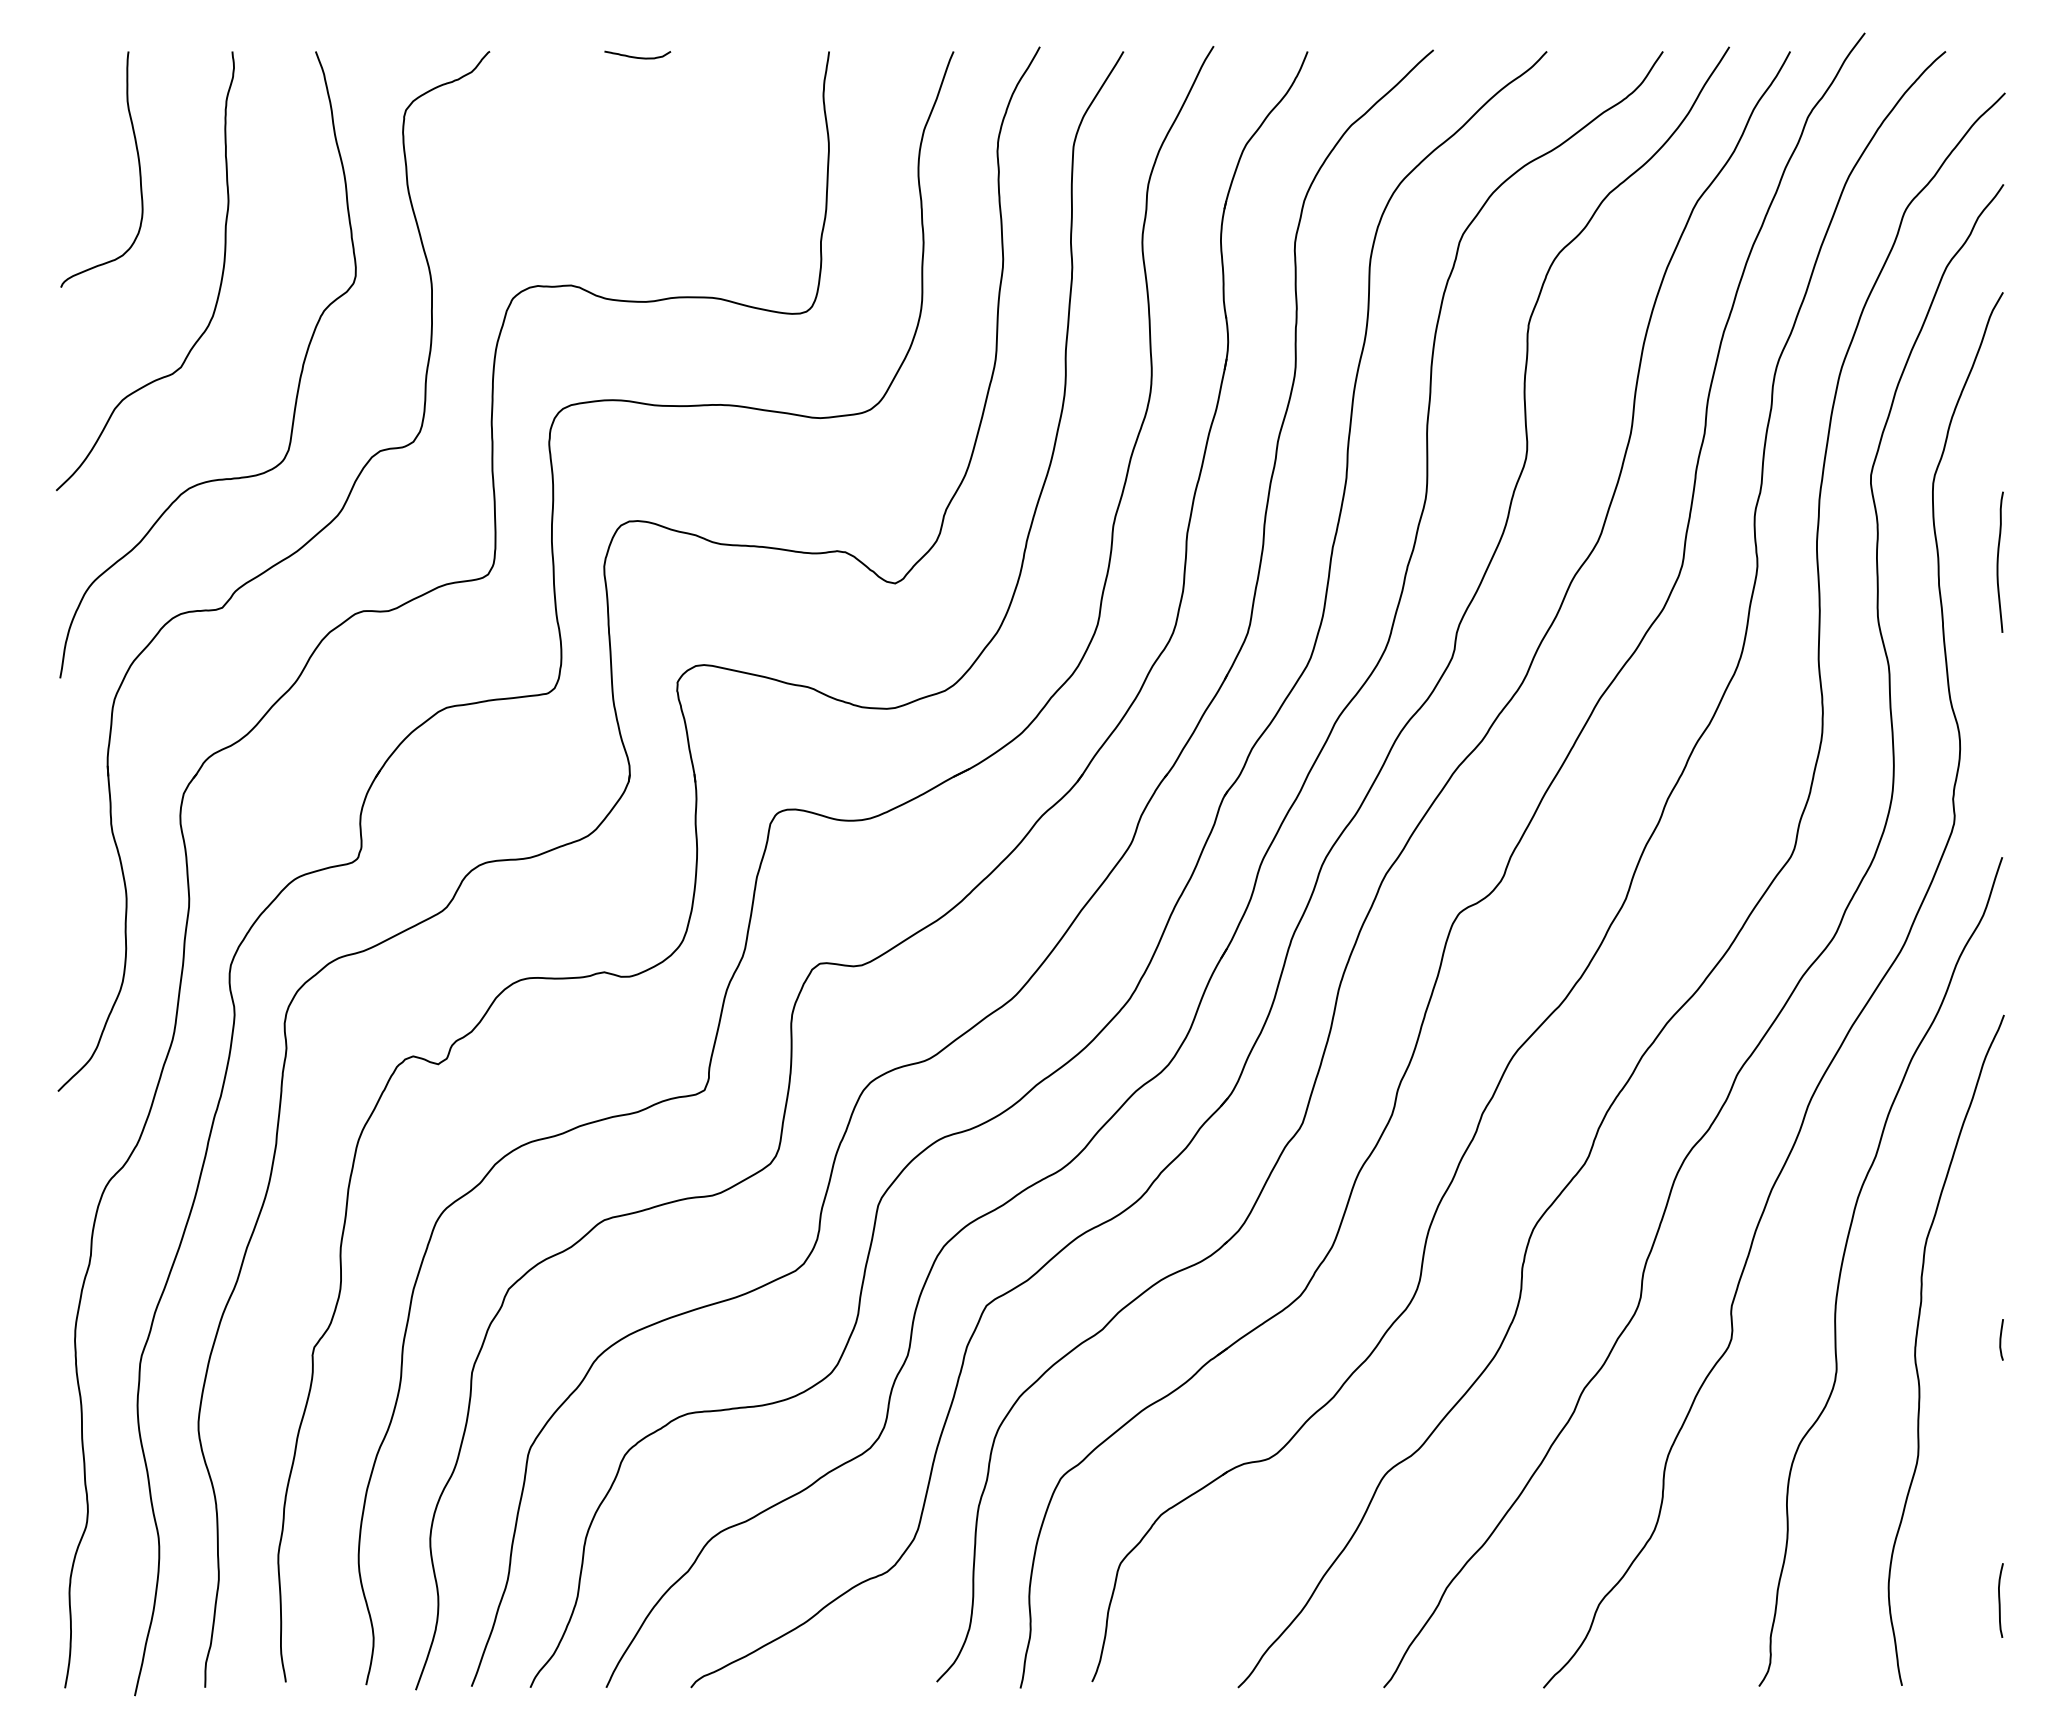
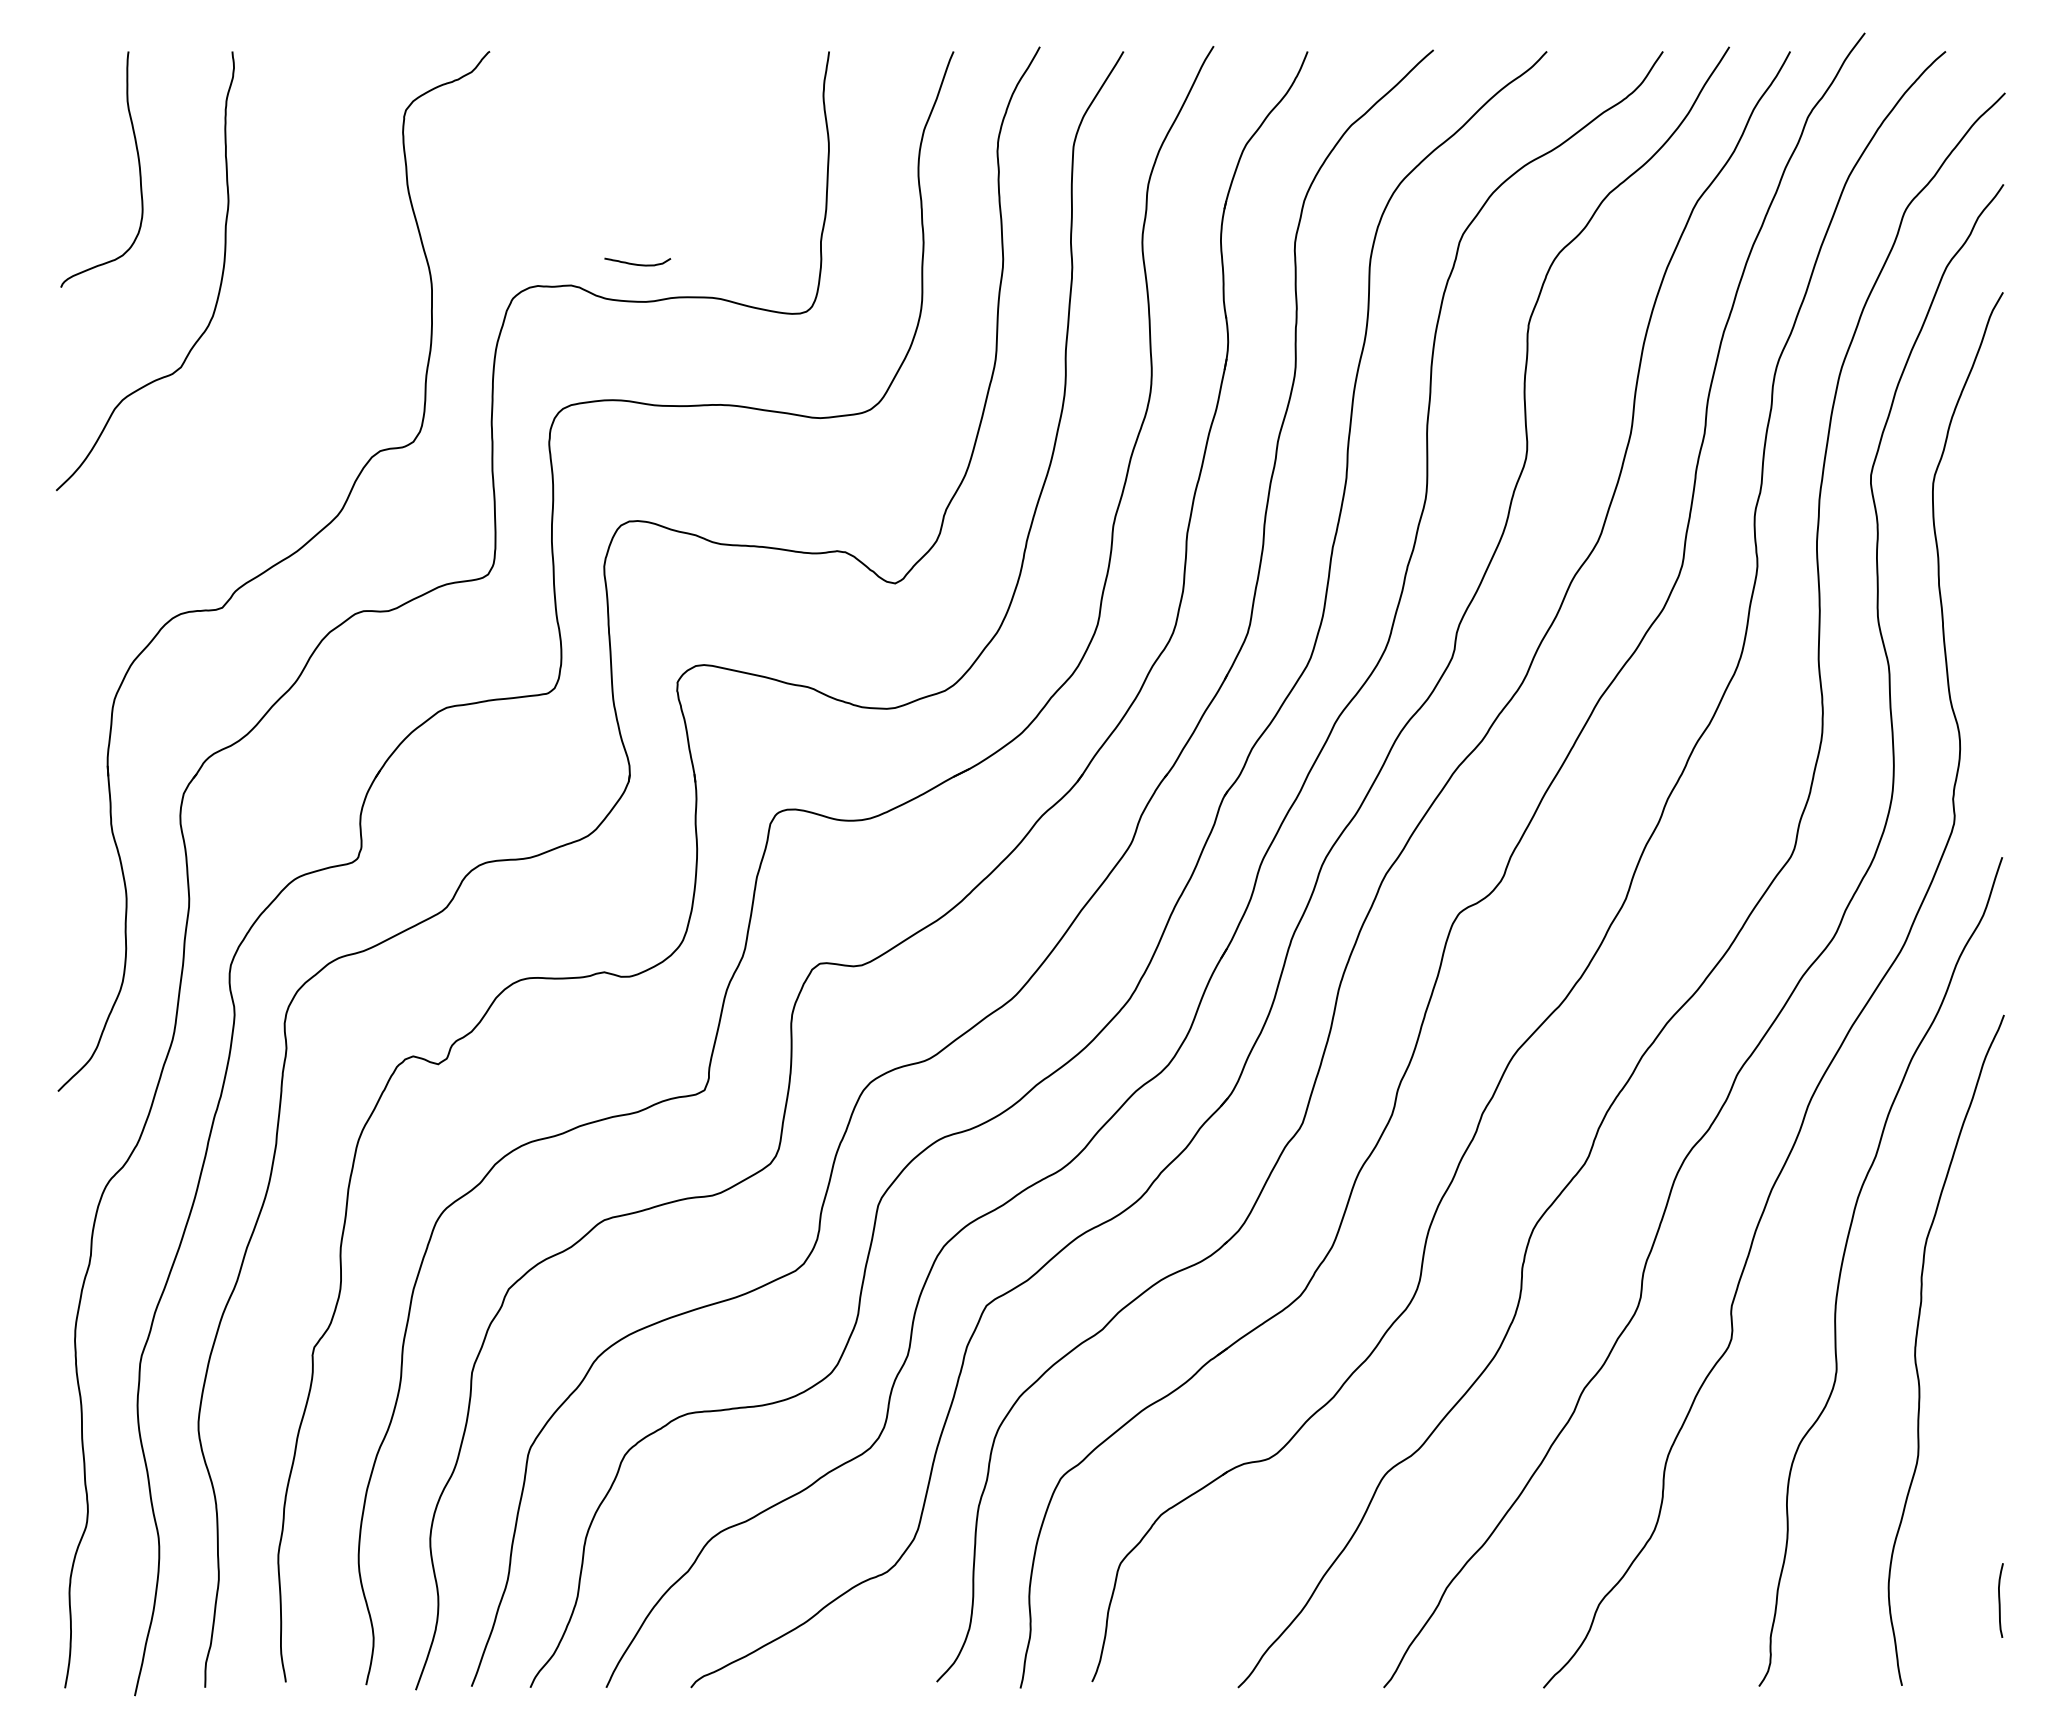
curve position: (636, 56) -> (636, 263) (636, 263)
curve: present -> none (298, 381)
curve: present -> none (1998, 561)
curve: present -> none (2001, 1339)
